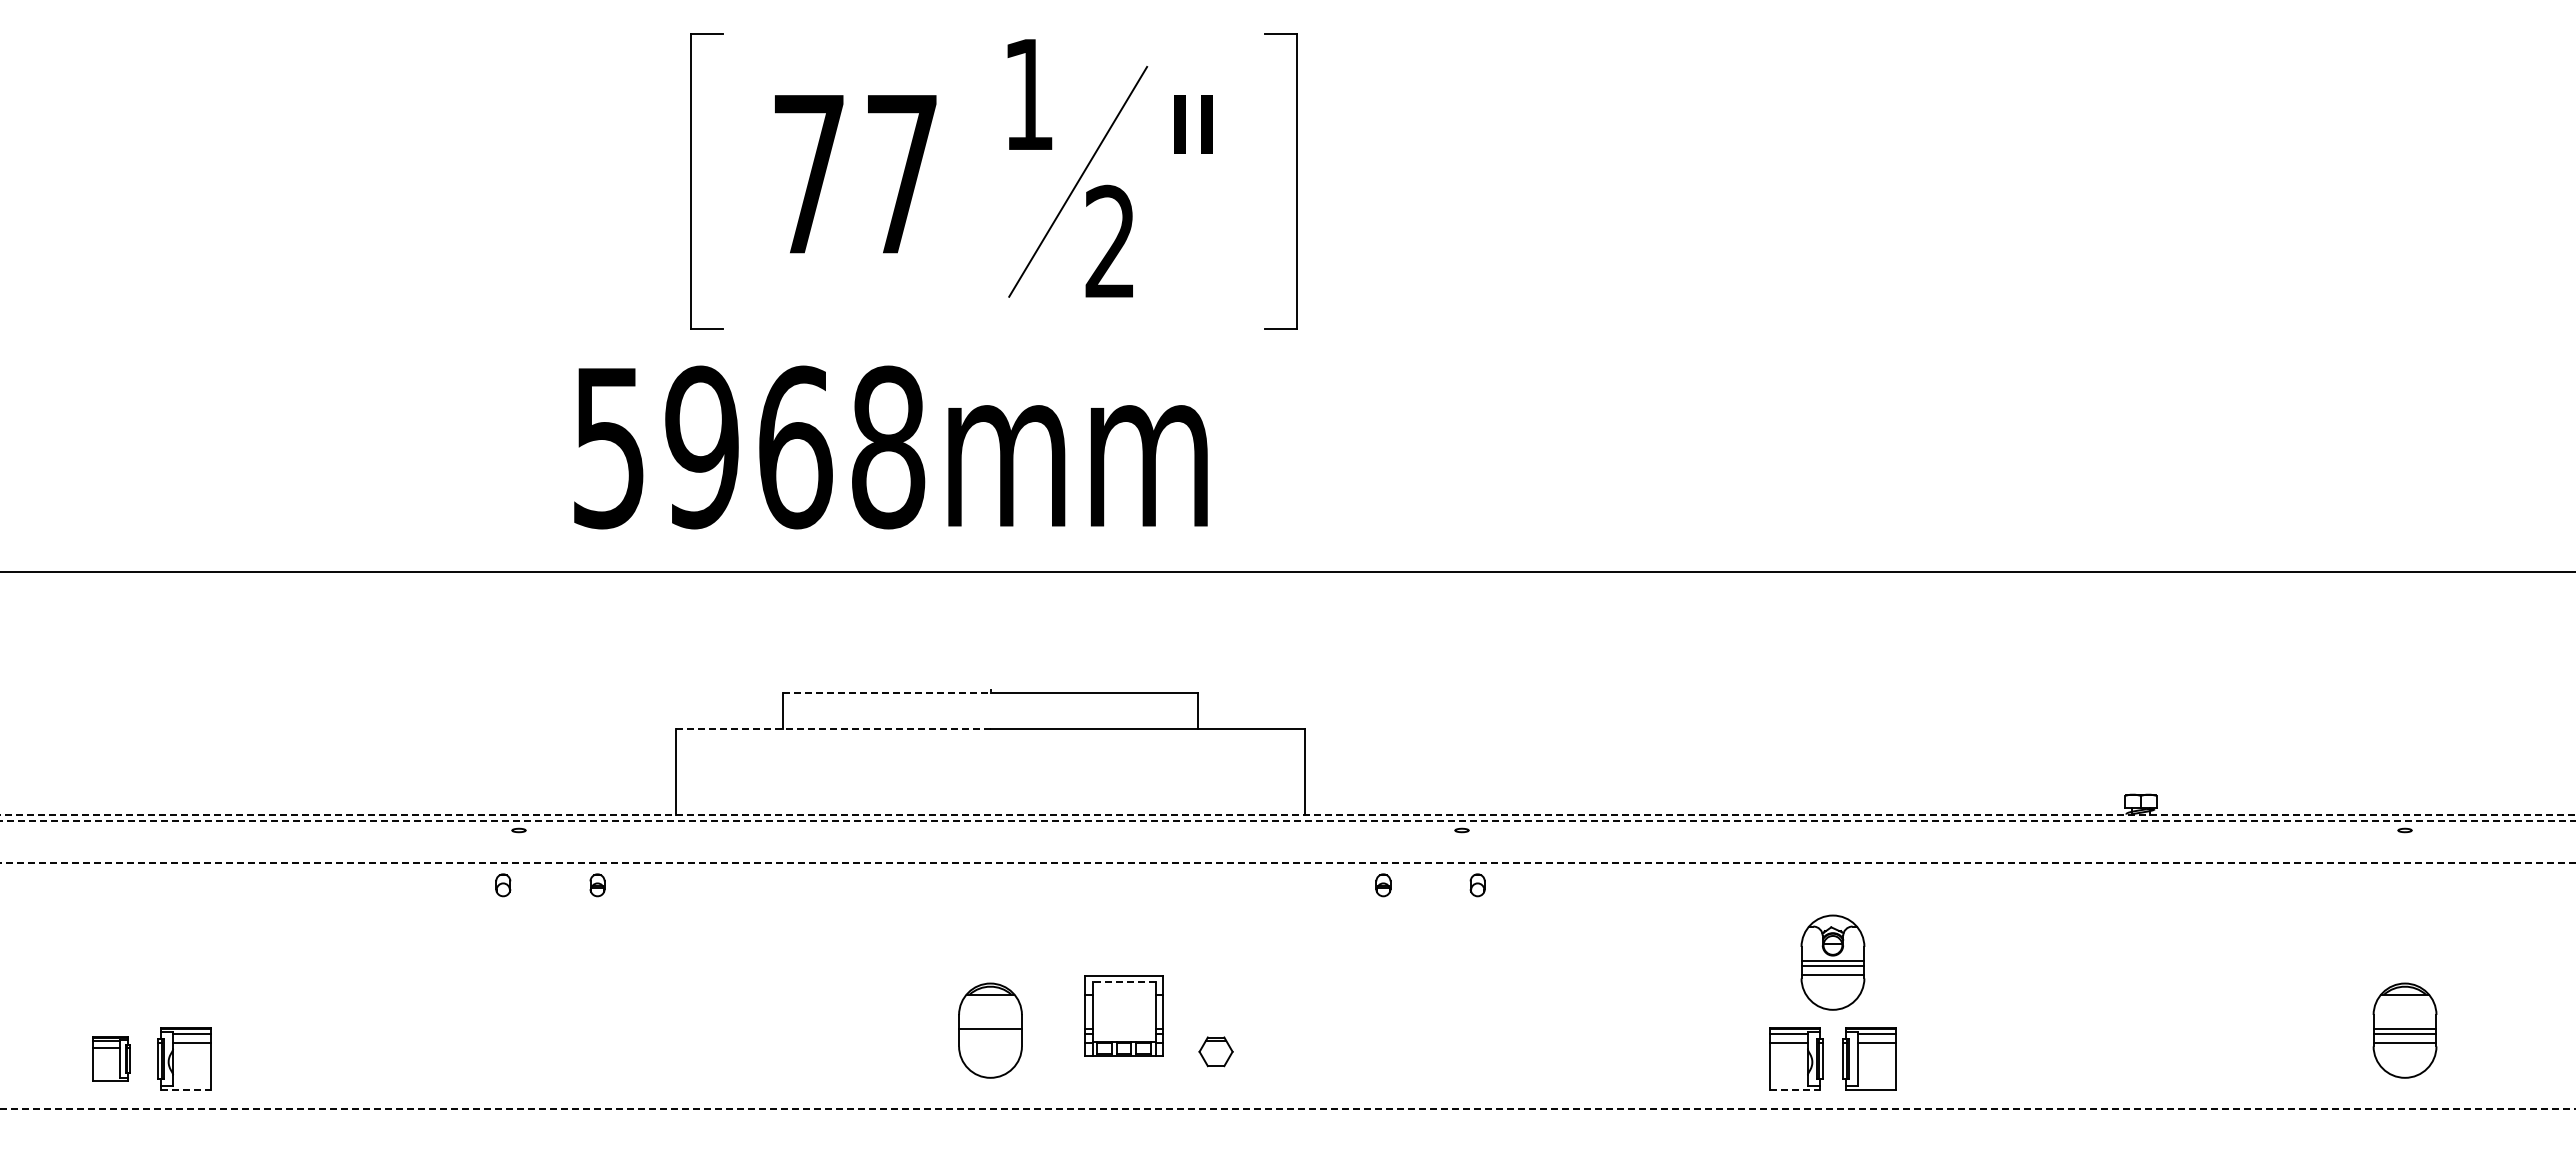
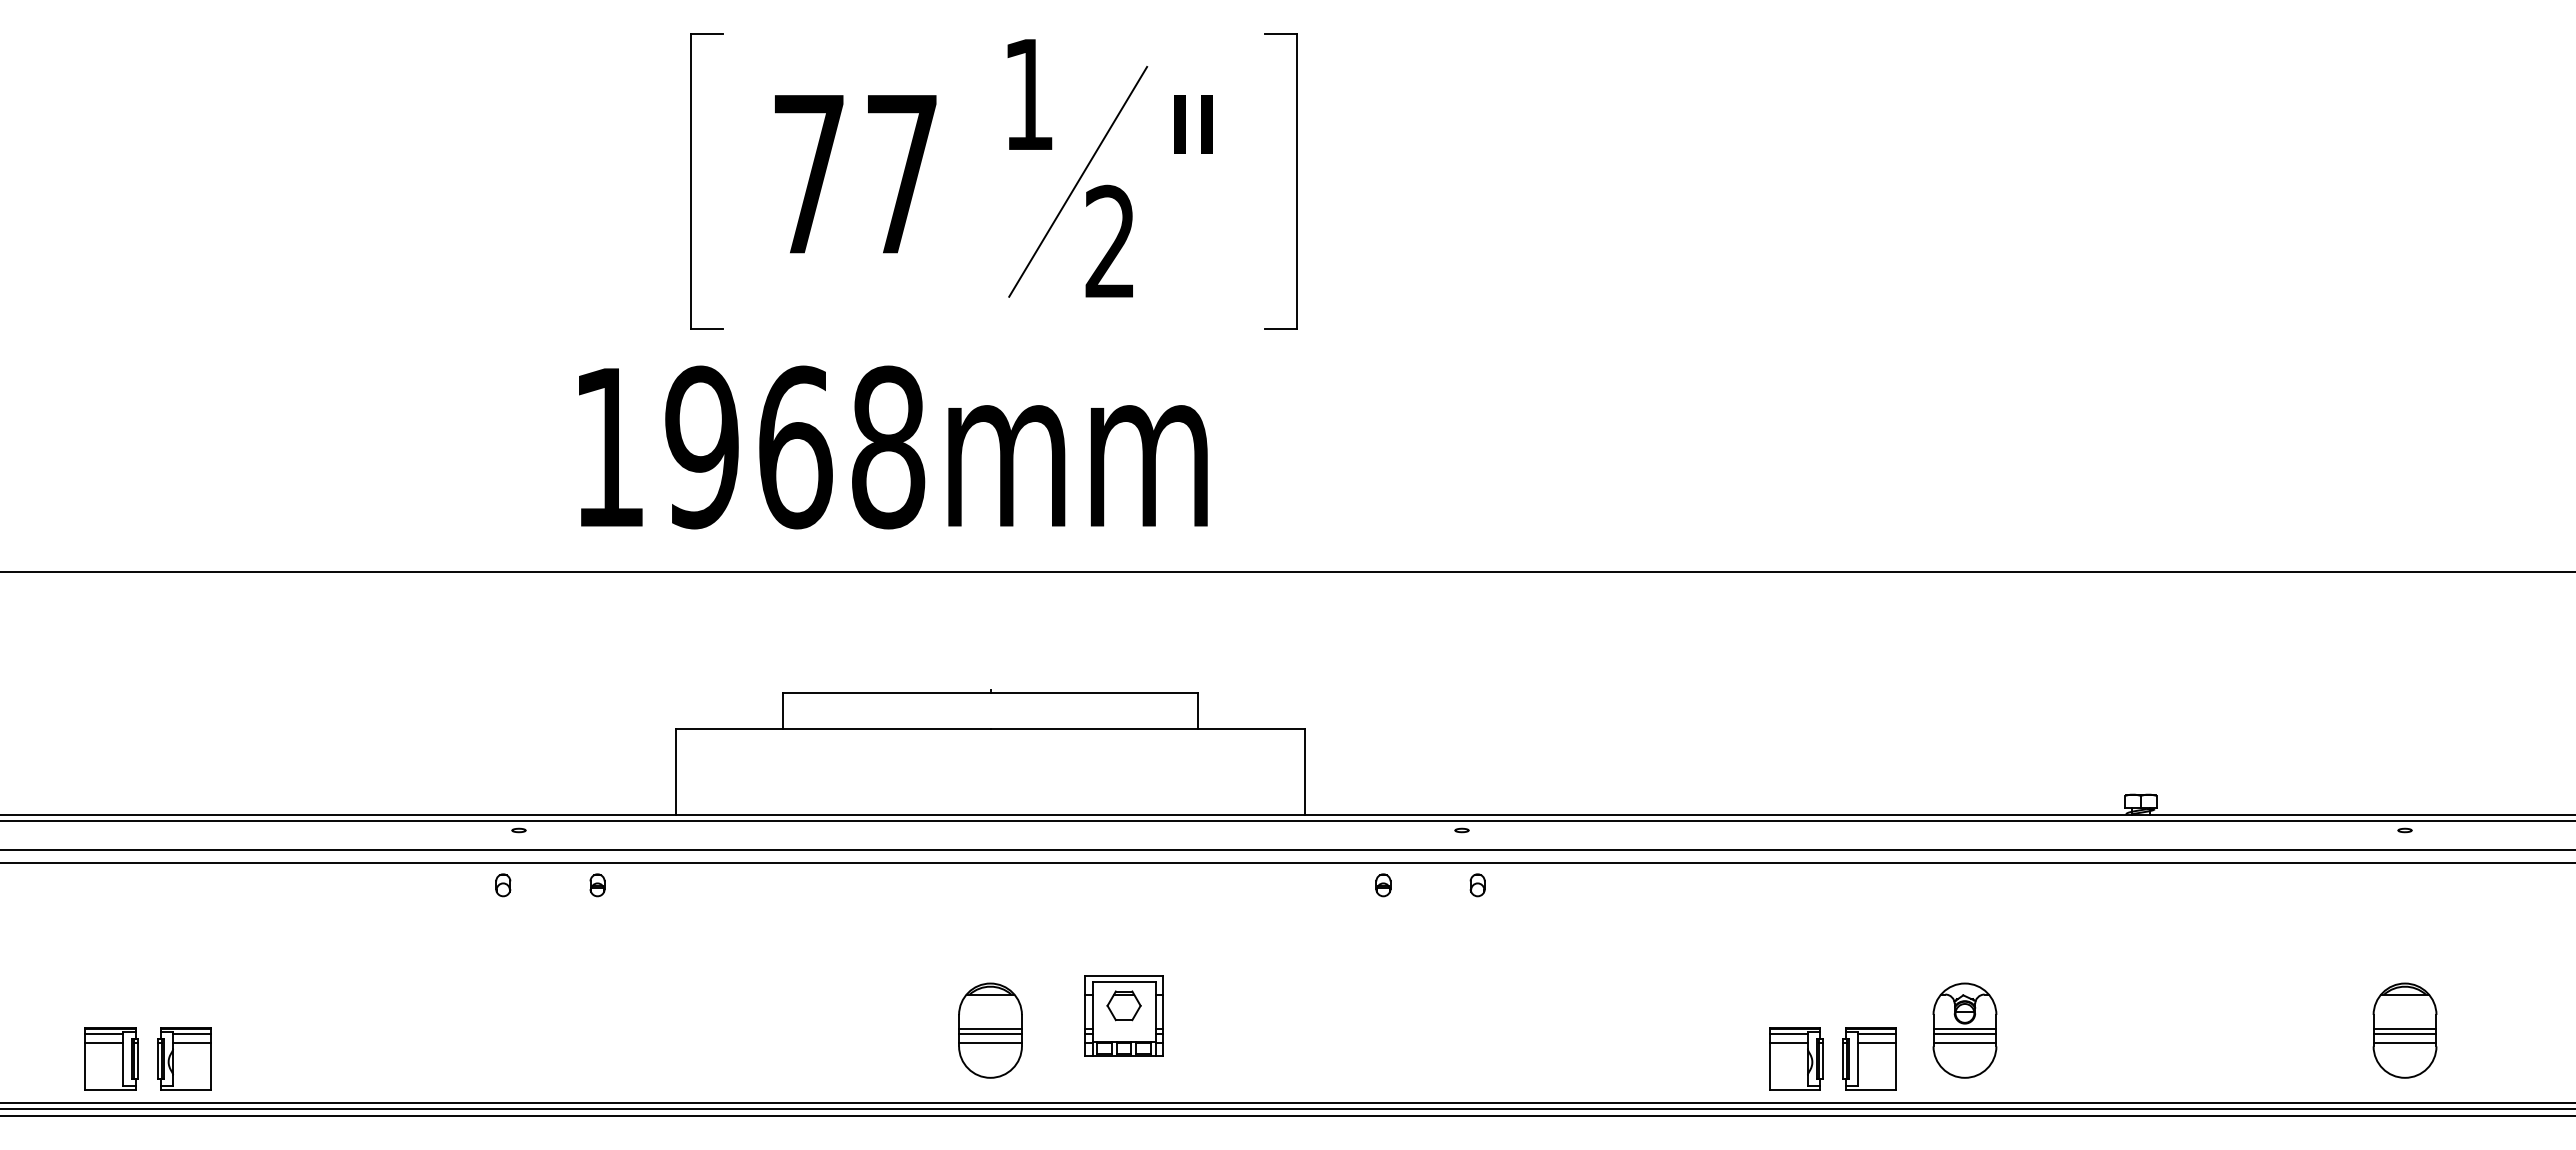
text: 5968mm -> 1968mm (608, 448)
line: dashed -> solid (886, 692)
line: dashed -> solid (833, 728)
line: dashed -> solid (1288, 814)
line: dashed -> solid (1288, 820)
line: none -> present (1287, 850)
line: dashed -> solid (1287, 862)
part position: (1832, 962) -> (1964, 1030) (1964, 1030)
line: dashed -> solid (1123, 982)
line: none -> present (990, 1033)
line: none -> present (990, 1043)
part position: (1215, 1051) -> (1123, 1005) (1123, 1005)
part size: 39x46 px -> 55x64 px (111, 1058)
line: dashed -> solid (186, 1090)
line: dashed -> solid (1795, 1090)
line: none -> present (1287, 1103)
line: dashed -> solid (1288, 1109)
line: none -> present (1287, 1115)
